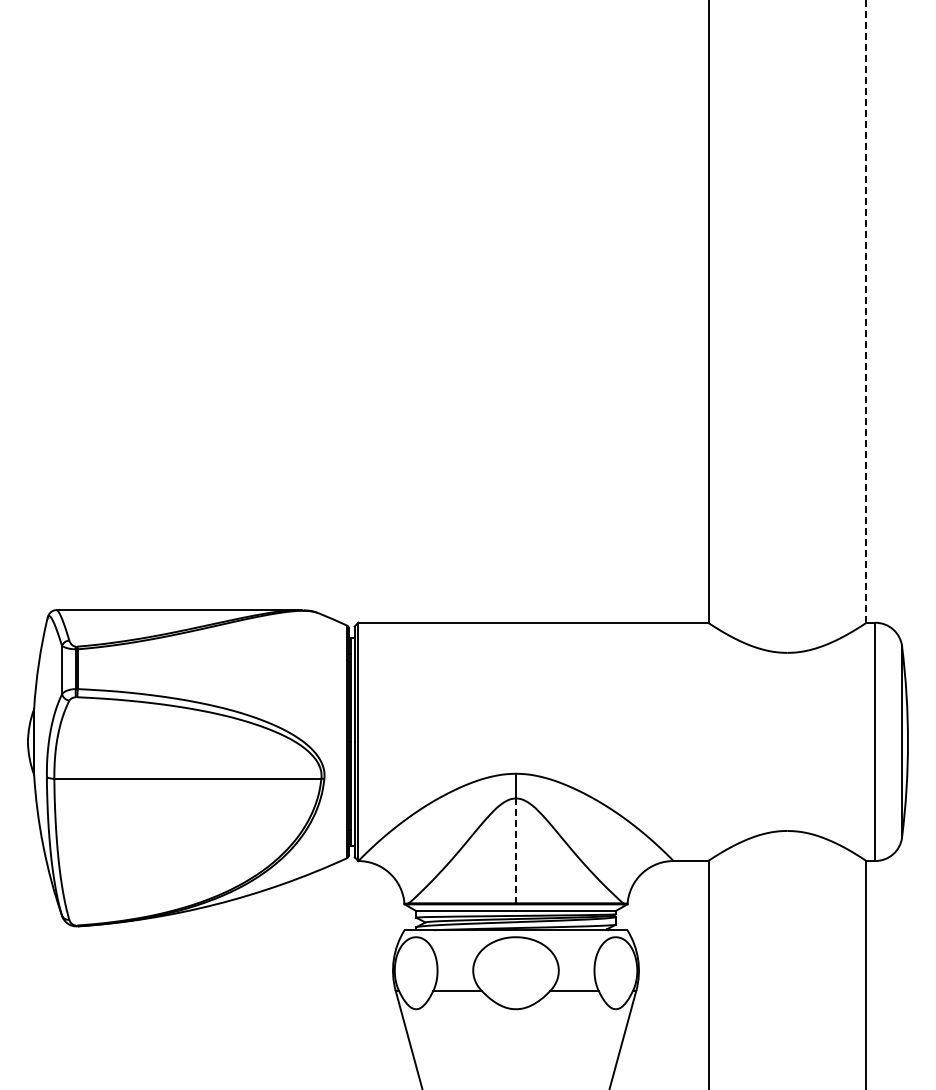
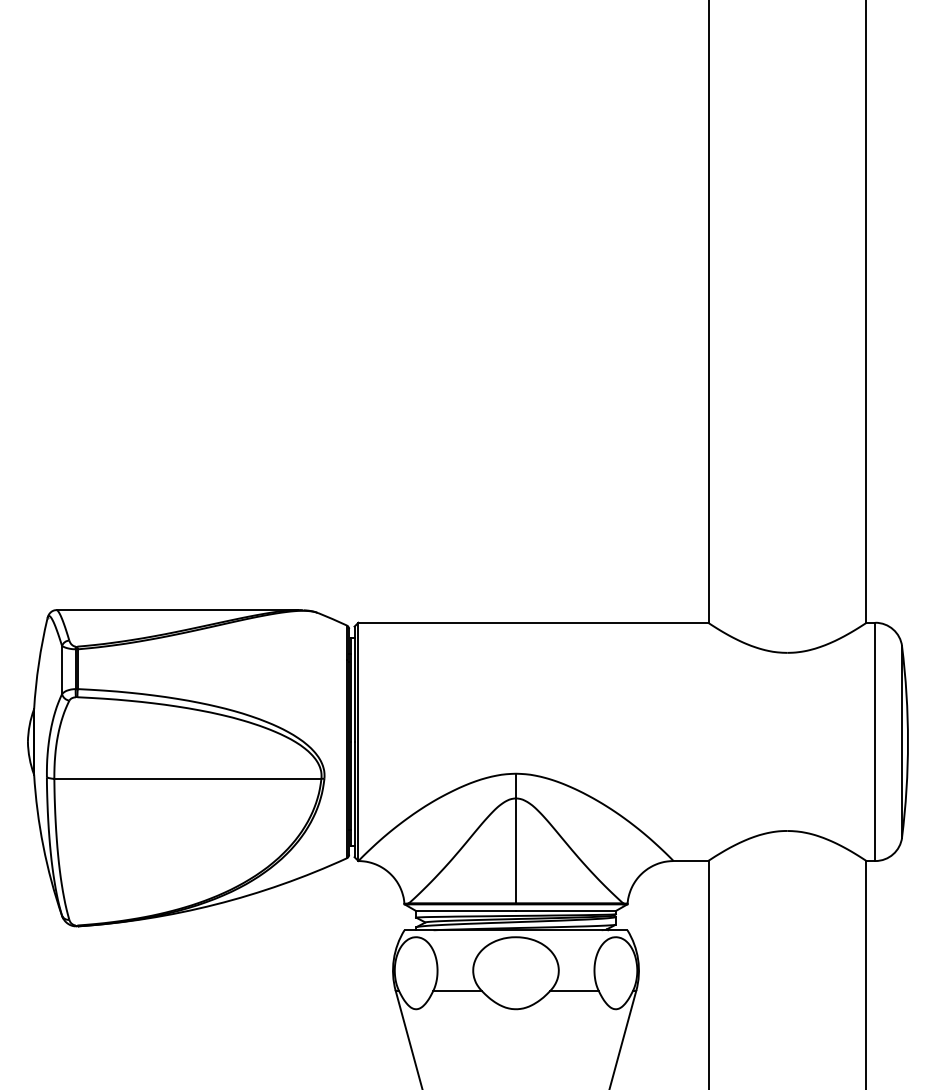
line: dashed -> solid (866, 311)
line: dashed -> solid (515, 851)
